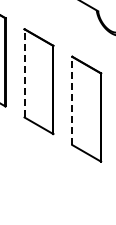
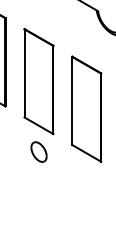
line: dashed -> solid (24, 72)
line: dashed -> solid (72, 100)
part: none -> present (38, 151)
